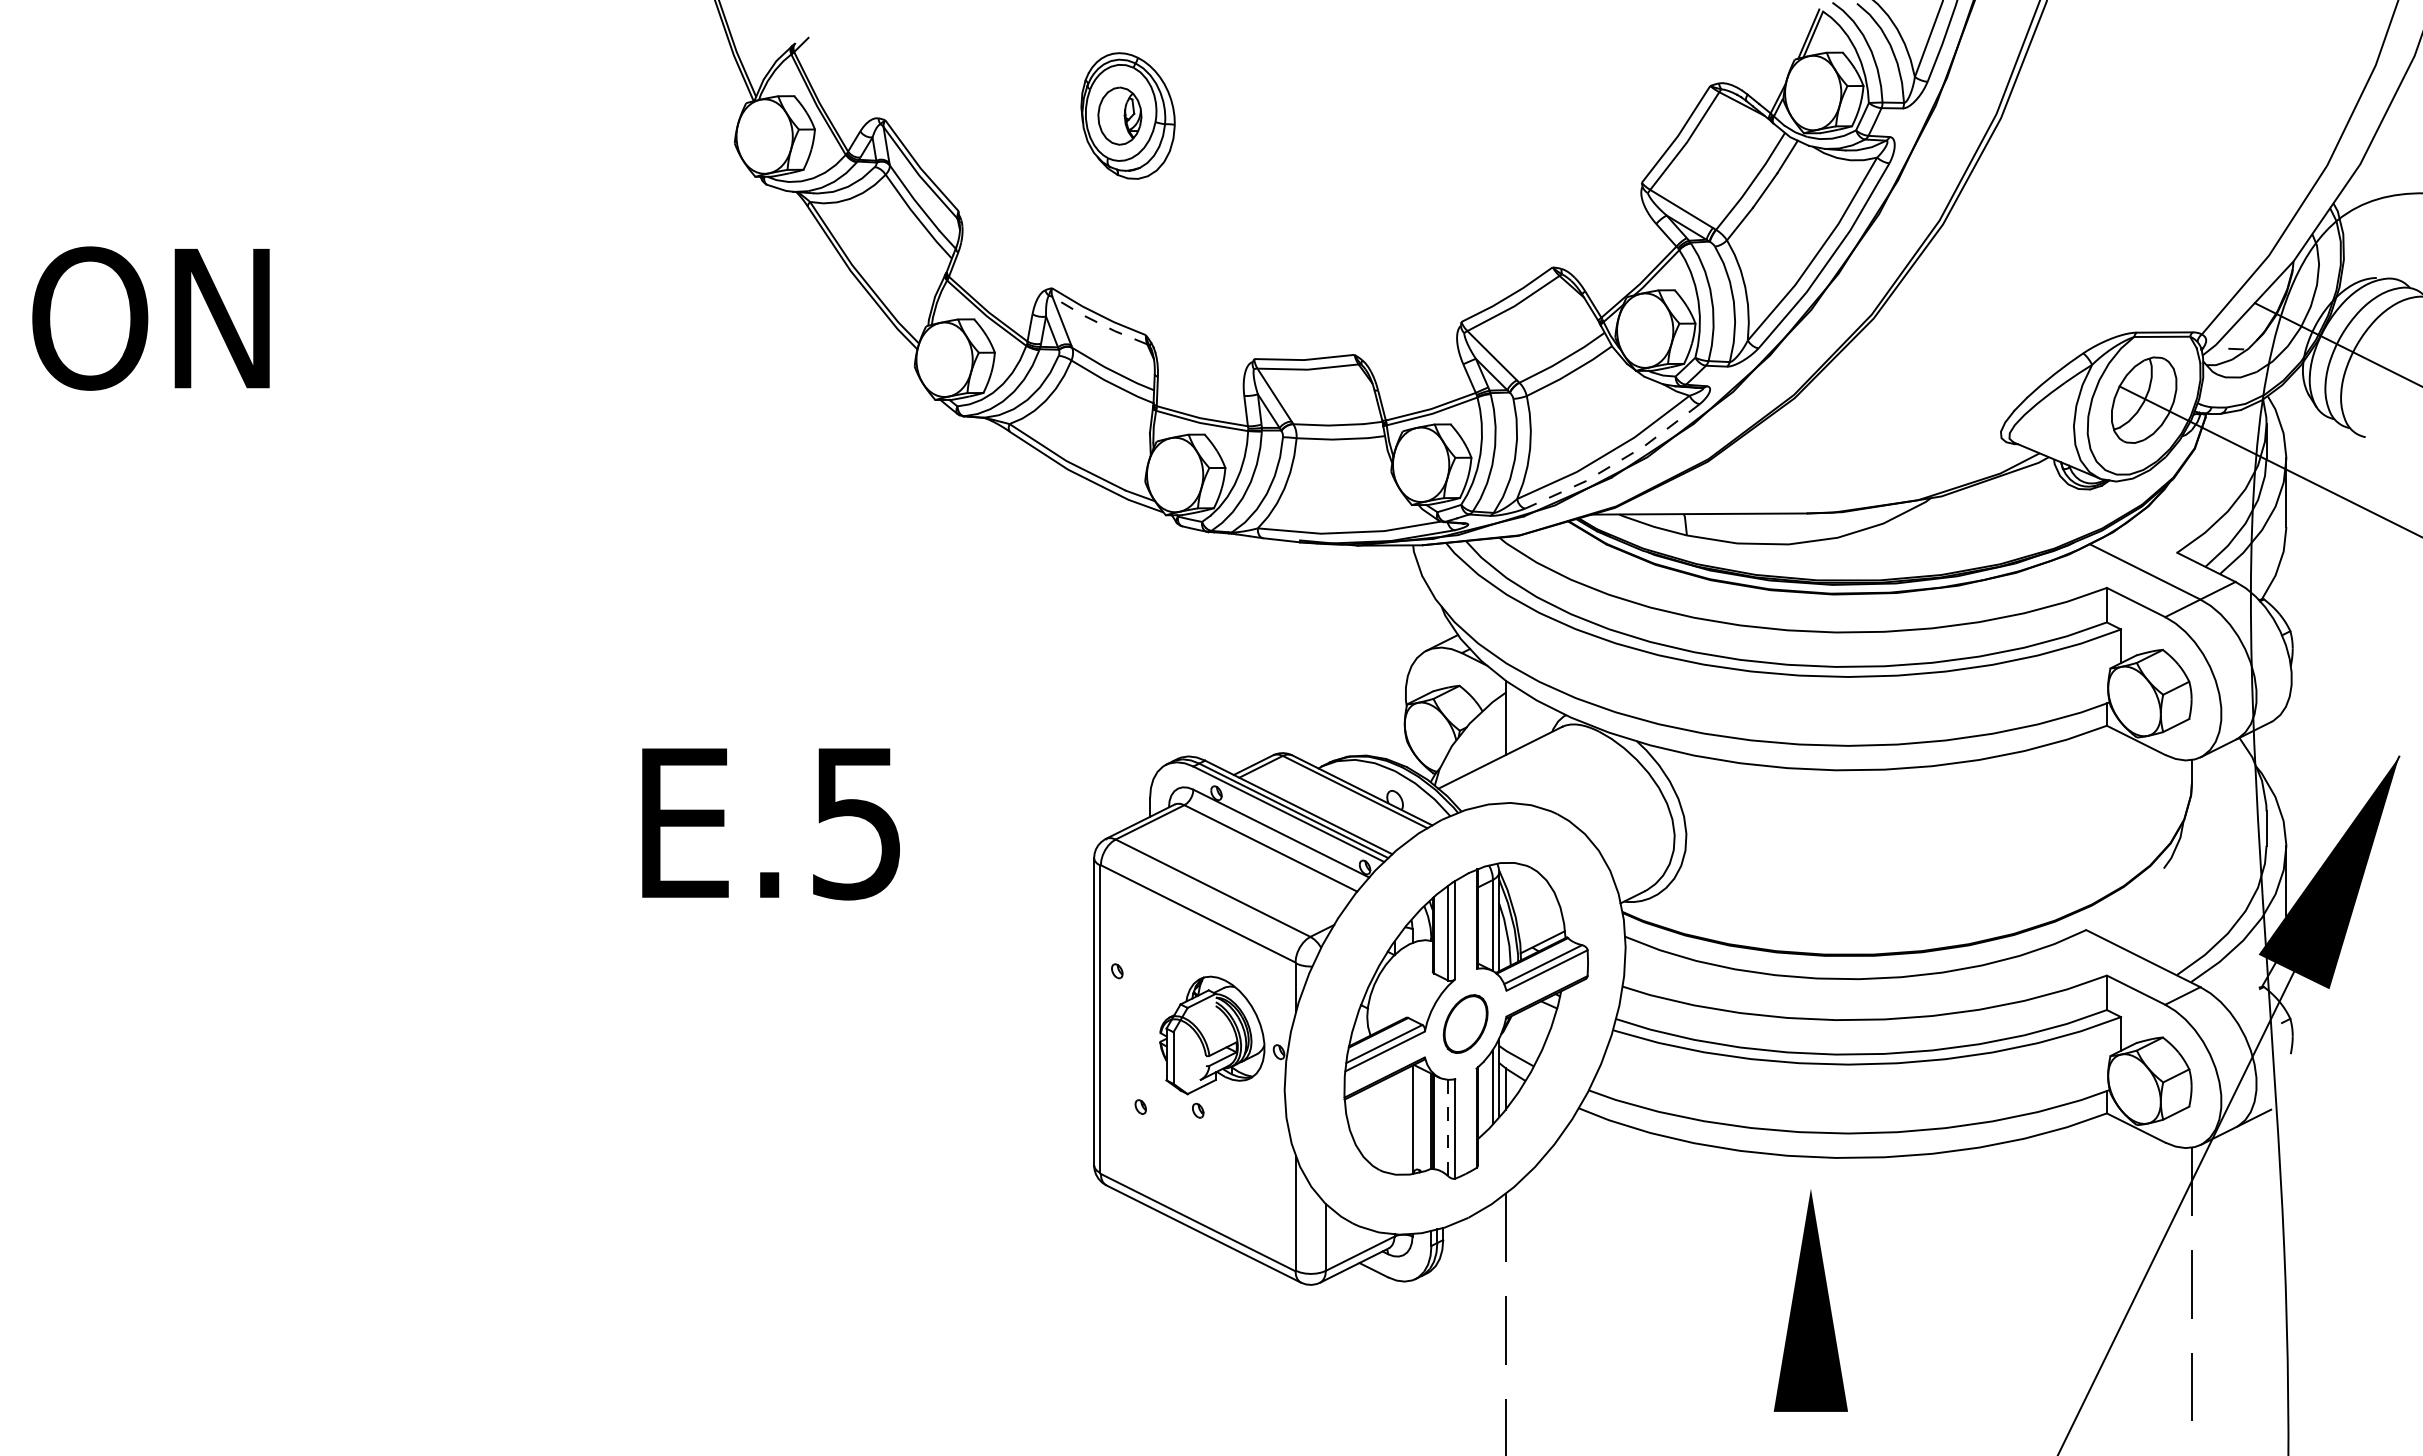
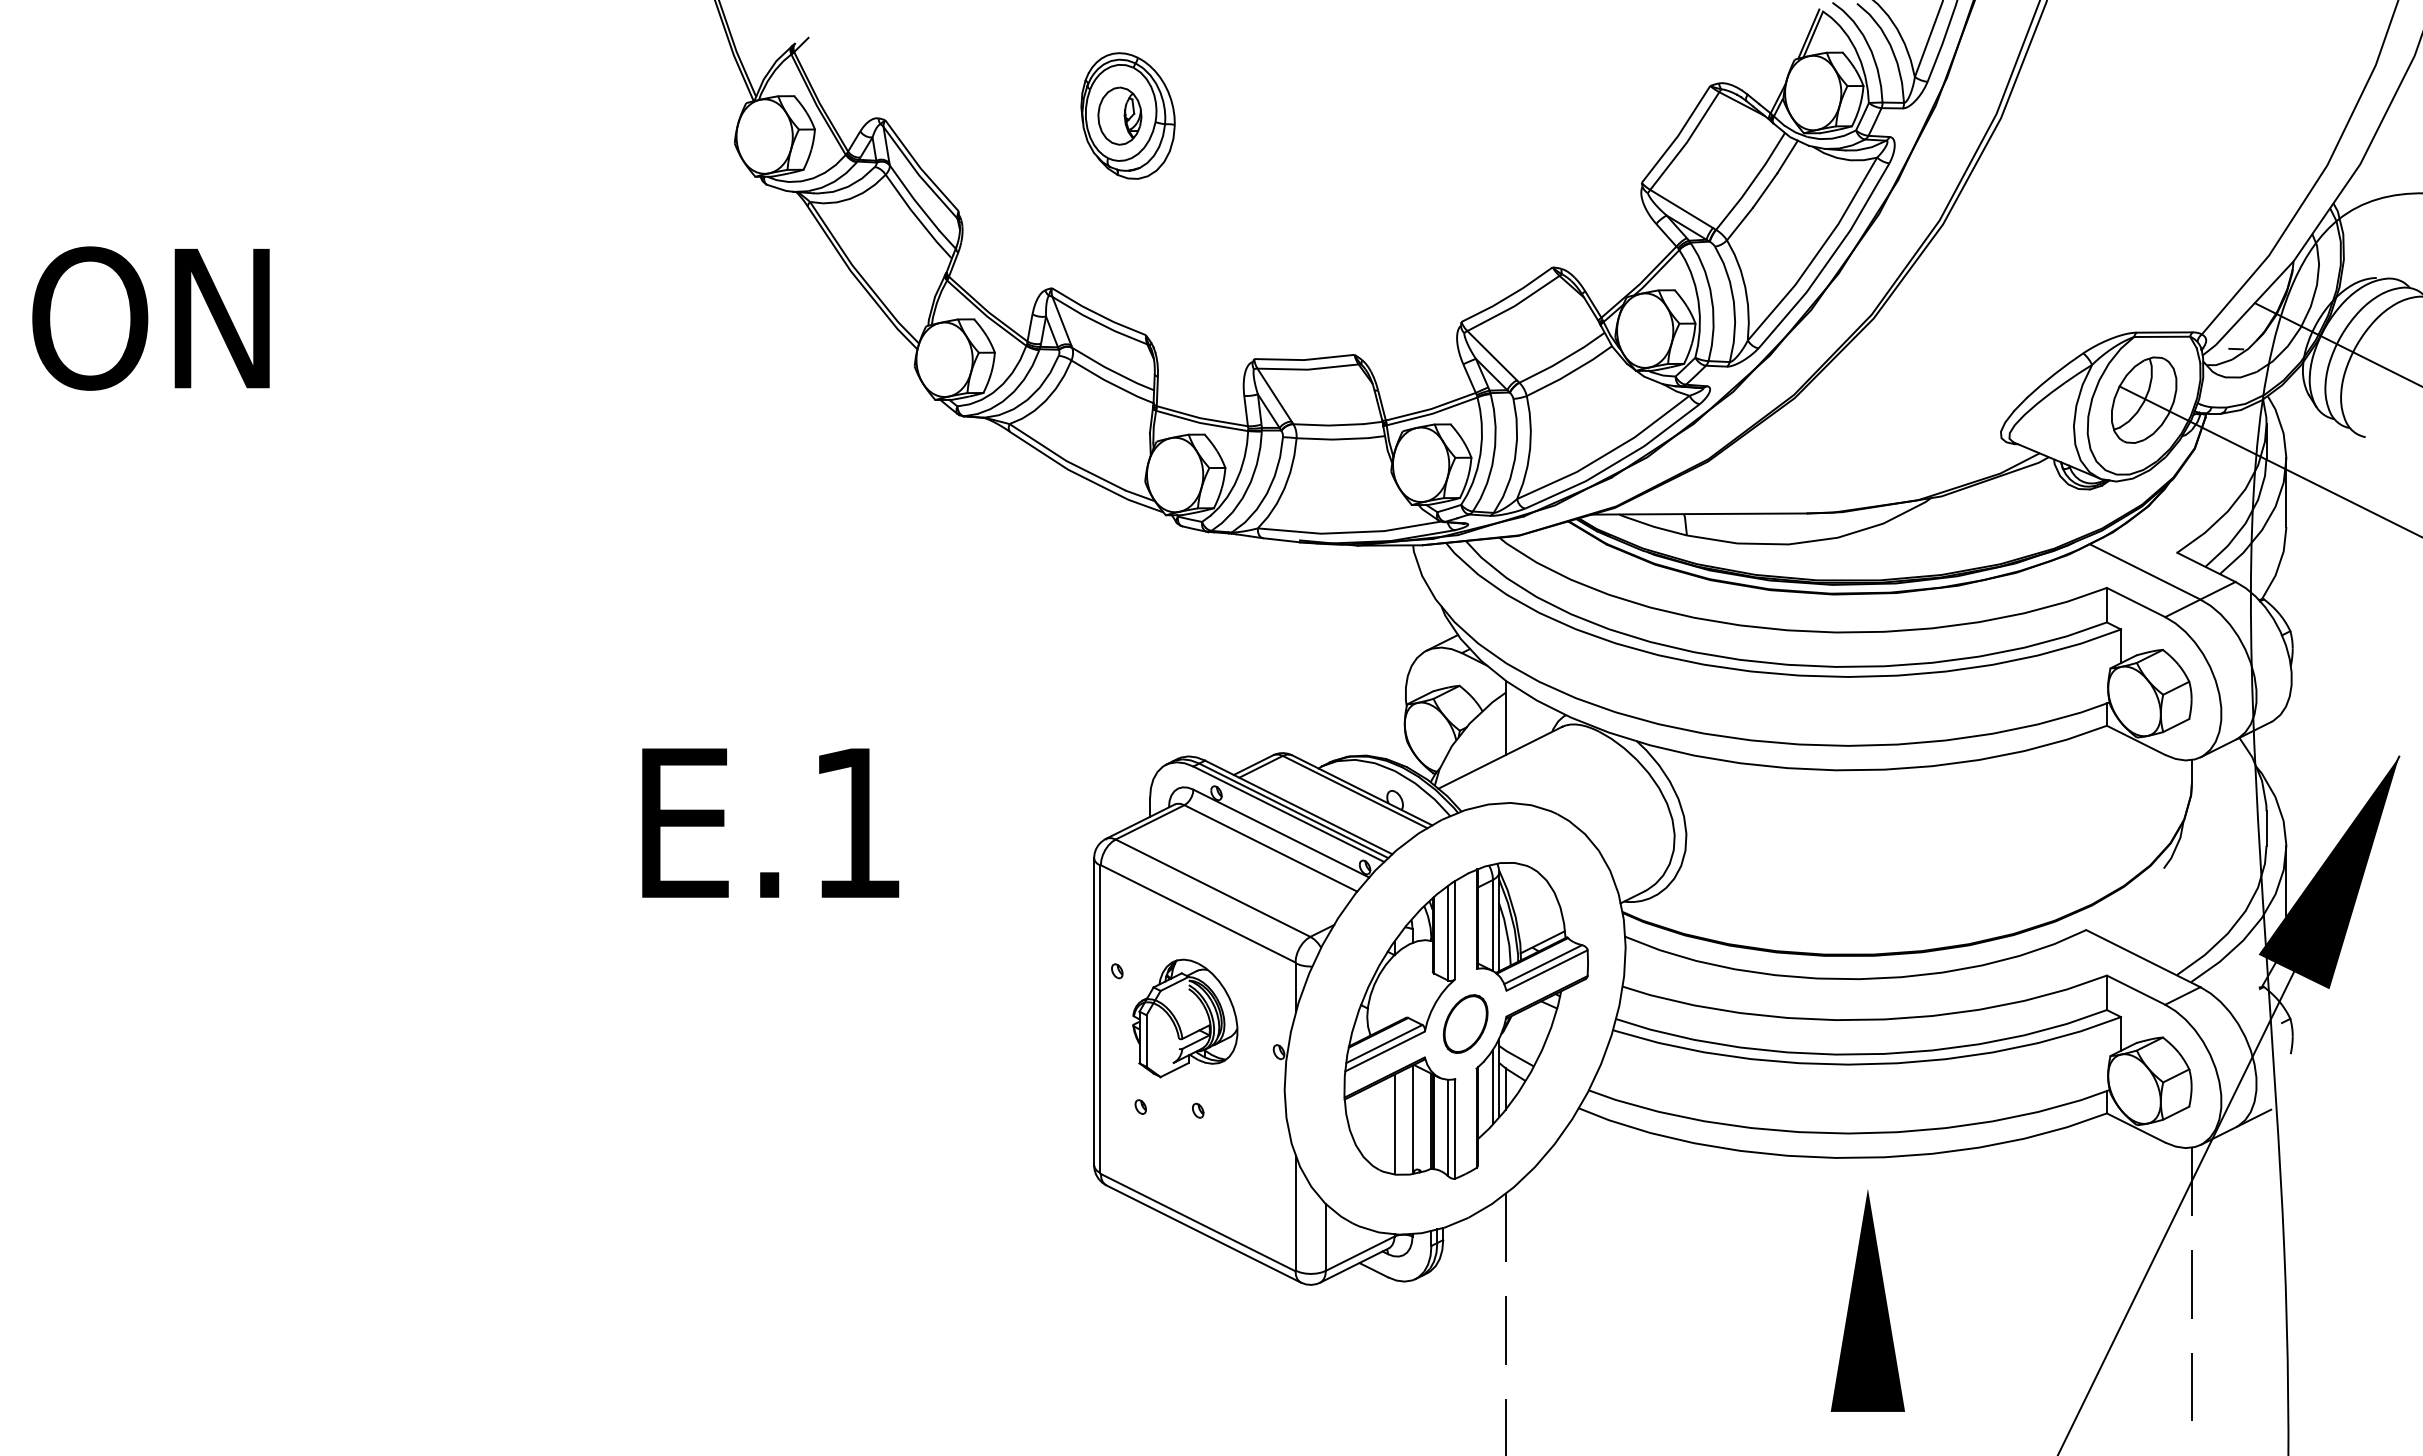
line: dashed -> solid (1098, 322)
line: dashed -> solid (1615, 463)
text: E.5 -> E.1 (856, 824)
part position: (1212, 1035) -> (1185, 1018) (1185, 1018)
line: none -> present (1394, 1124)
line: dashed -> solid (1448, 1128)
part position: (1810, 1300) -> (1867, 1300) (1867, 1300)
